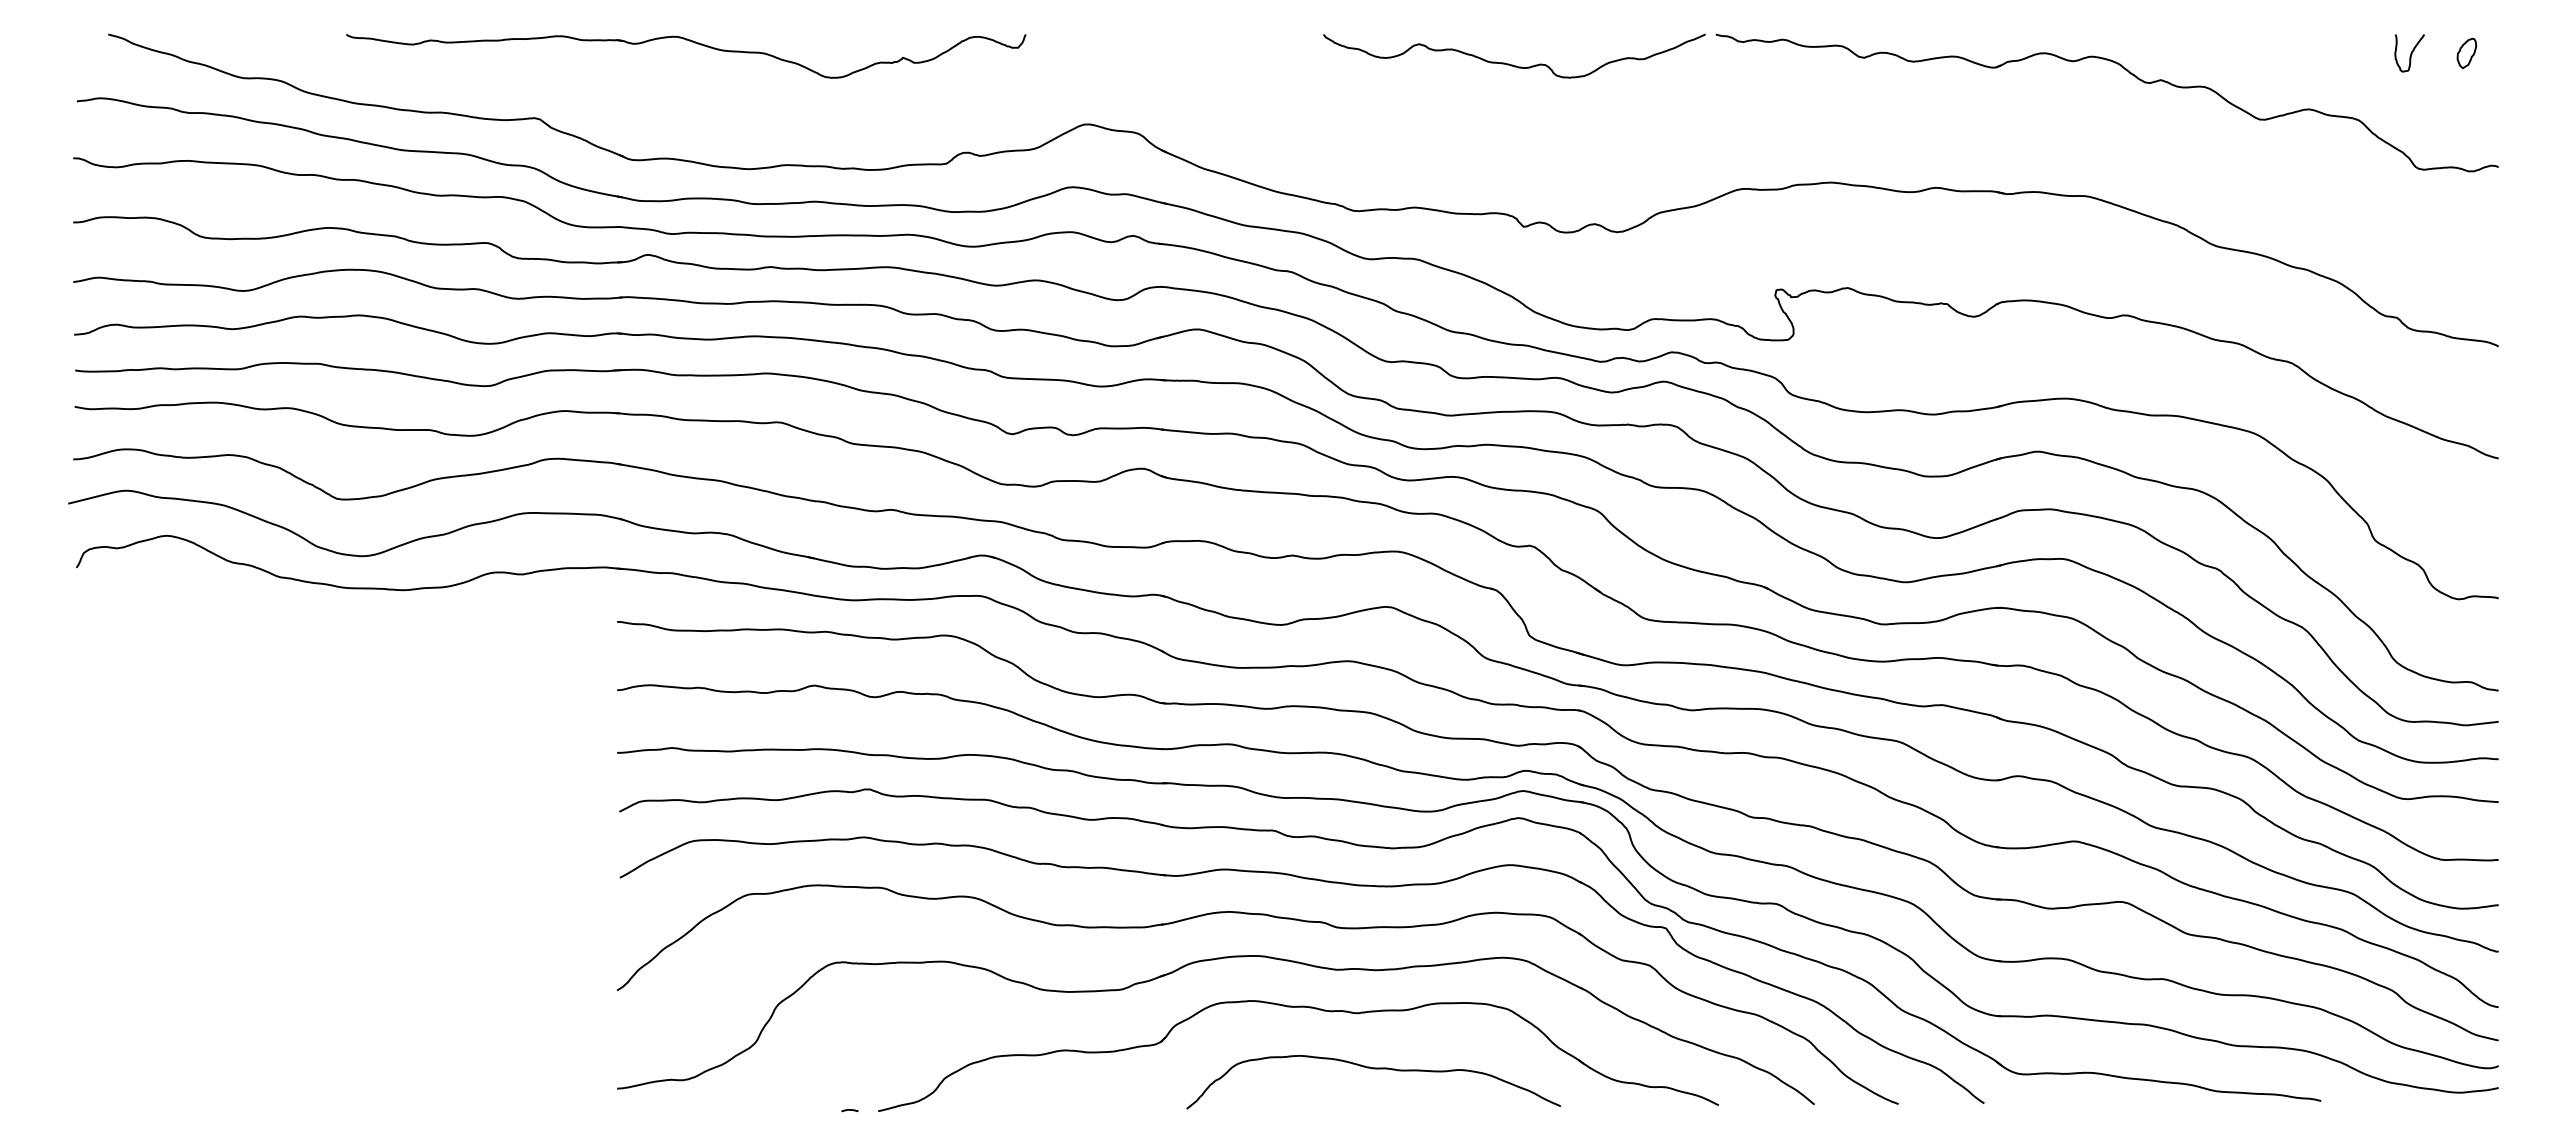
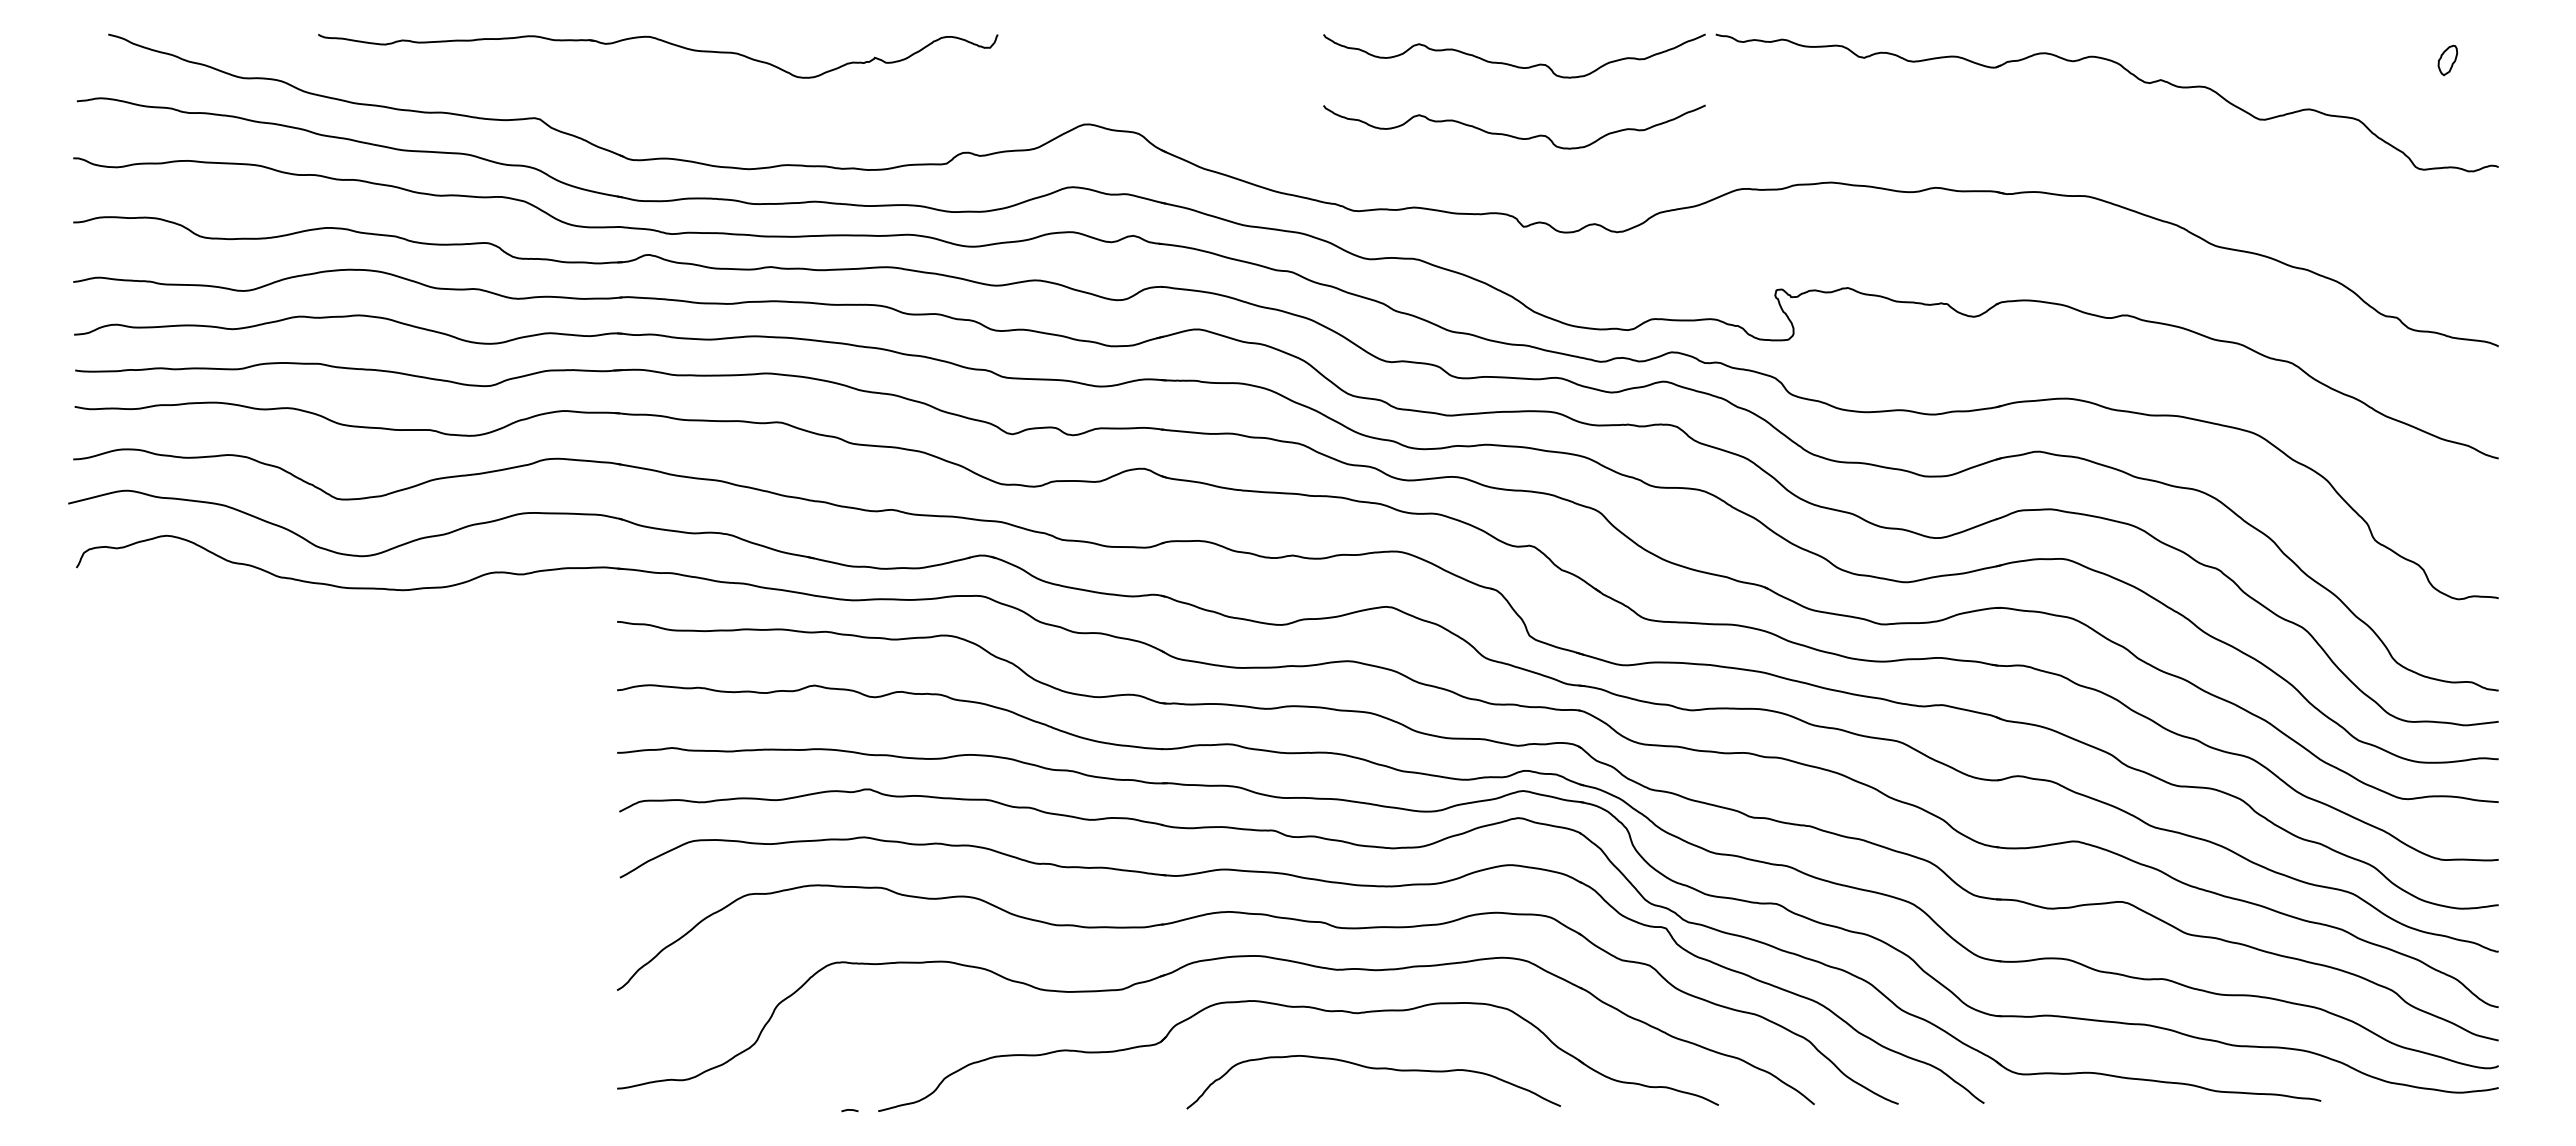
part position: (692, 42) -> (664, 42) (664, 42)
part position: (2466, 52) -> (2447, 59) (2447, 59)
curve: present -> none (2410, 53)
curve: none -> present (1512, 135)
